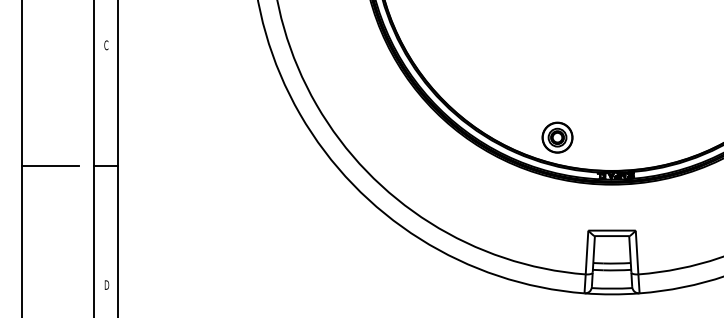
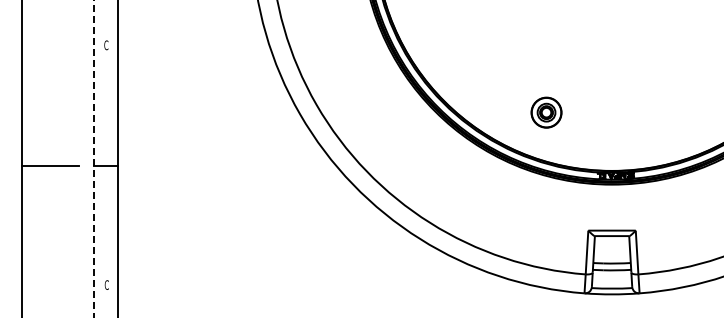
part position: (557, 137) -> (546, 112) (546, 112)
line: solid -> dashed (93, 158)
text: D -> C (106, 284)
